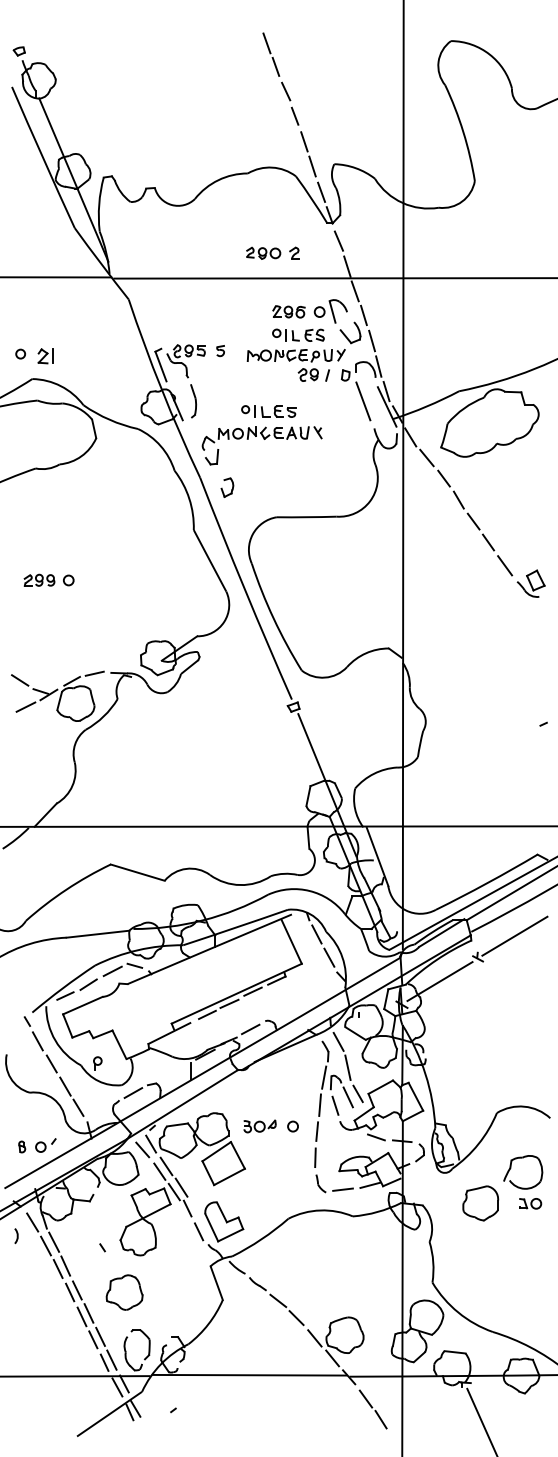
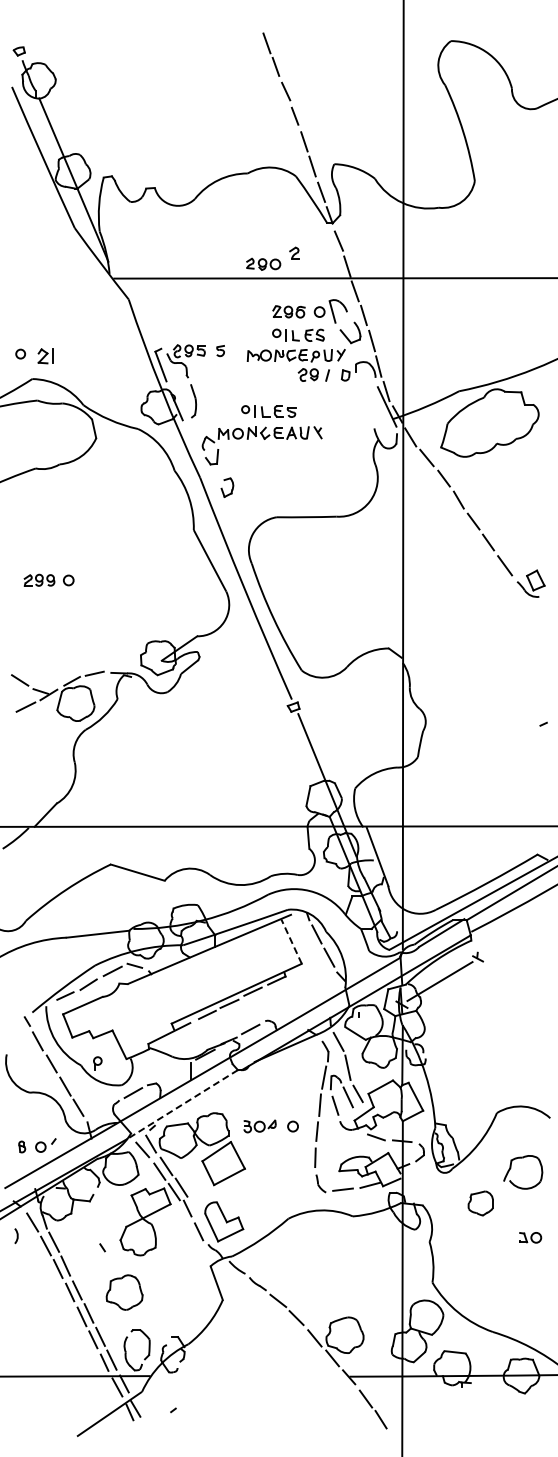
part position: (263, 252) -> (263, 263) (263, 263)
line: present -> none (56, 277)
line: present -> none (363, 401)
line: present -> none (514, 935)
line: solid -> dashed (291, 941)
line: solid -> dashed (182, 1104)
part size: 38x37 px -> 27x27 px (480, 1203)
part position: (530, 1203) -> (530, 1237) (530, 1237)
line: present -> none (249, 1374)
line: present -> none (481, 1420)
